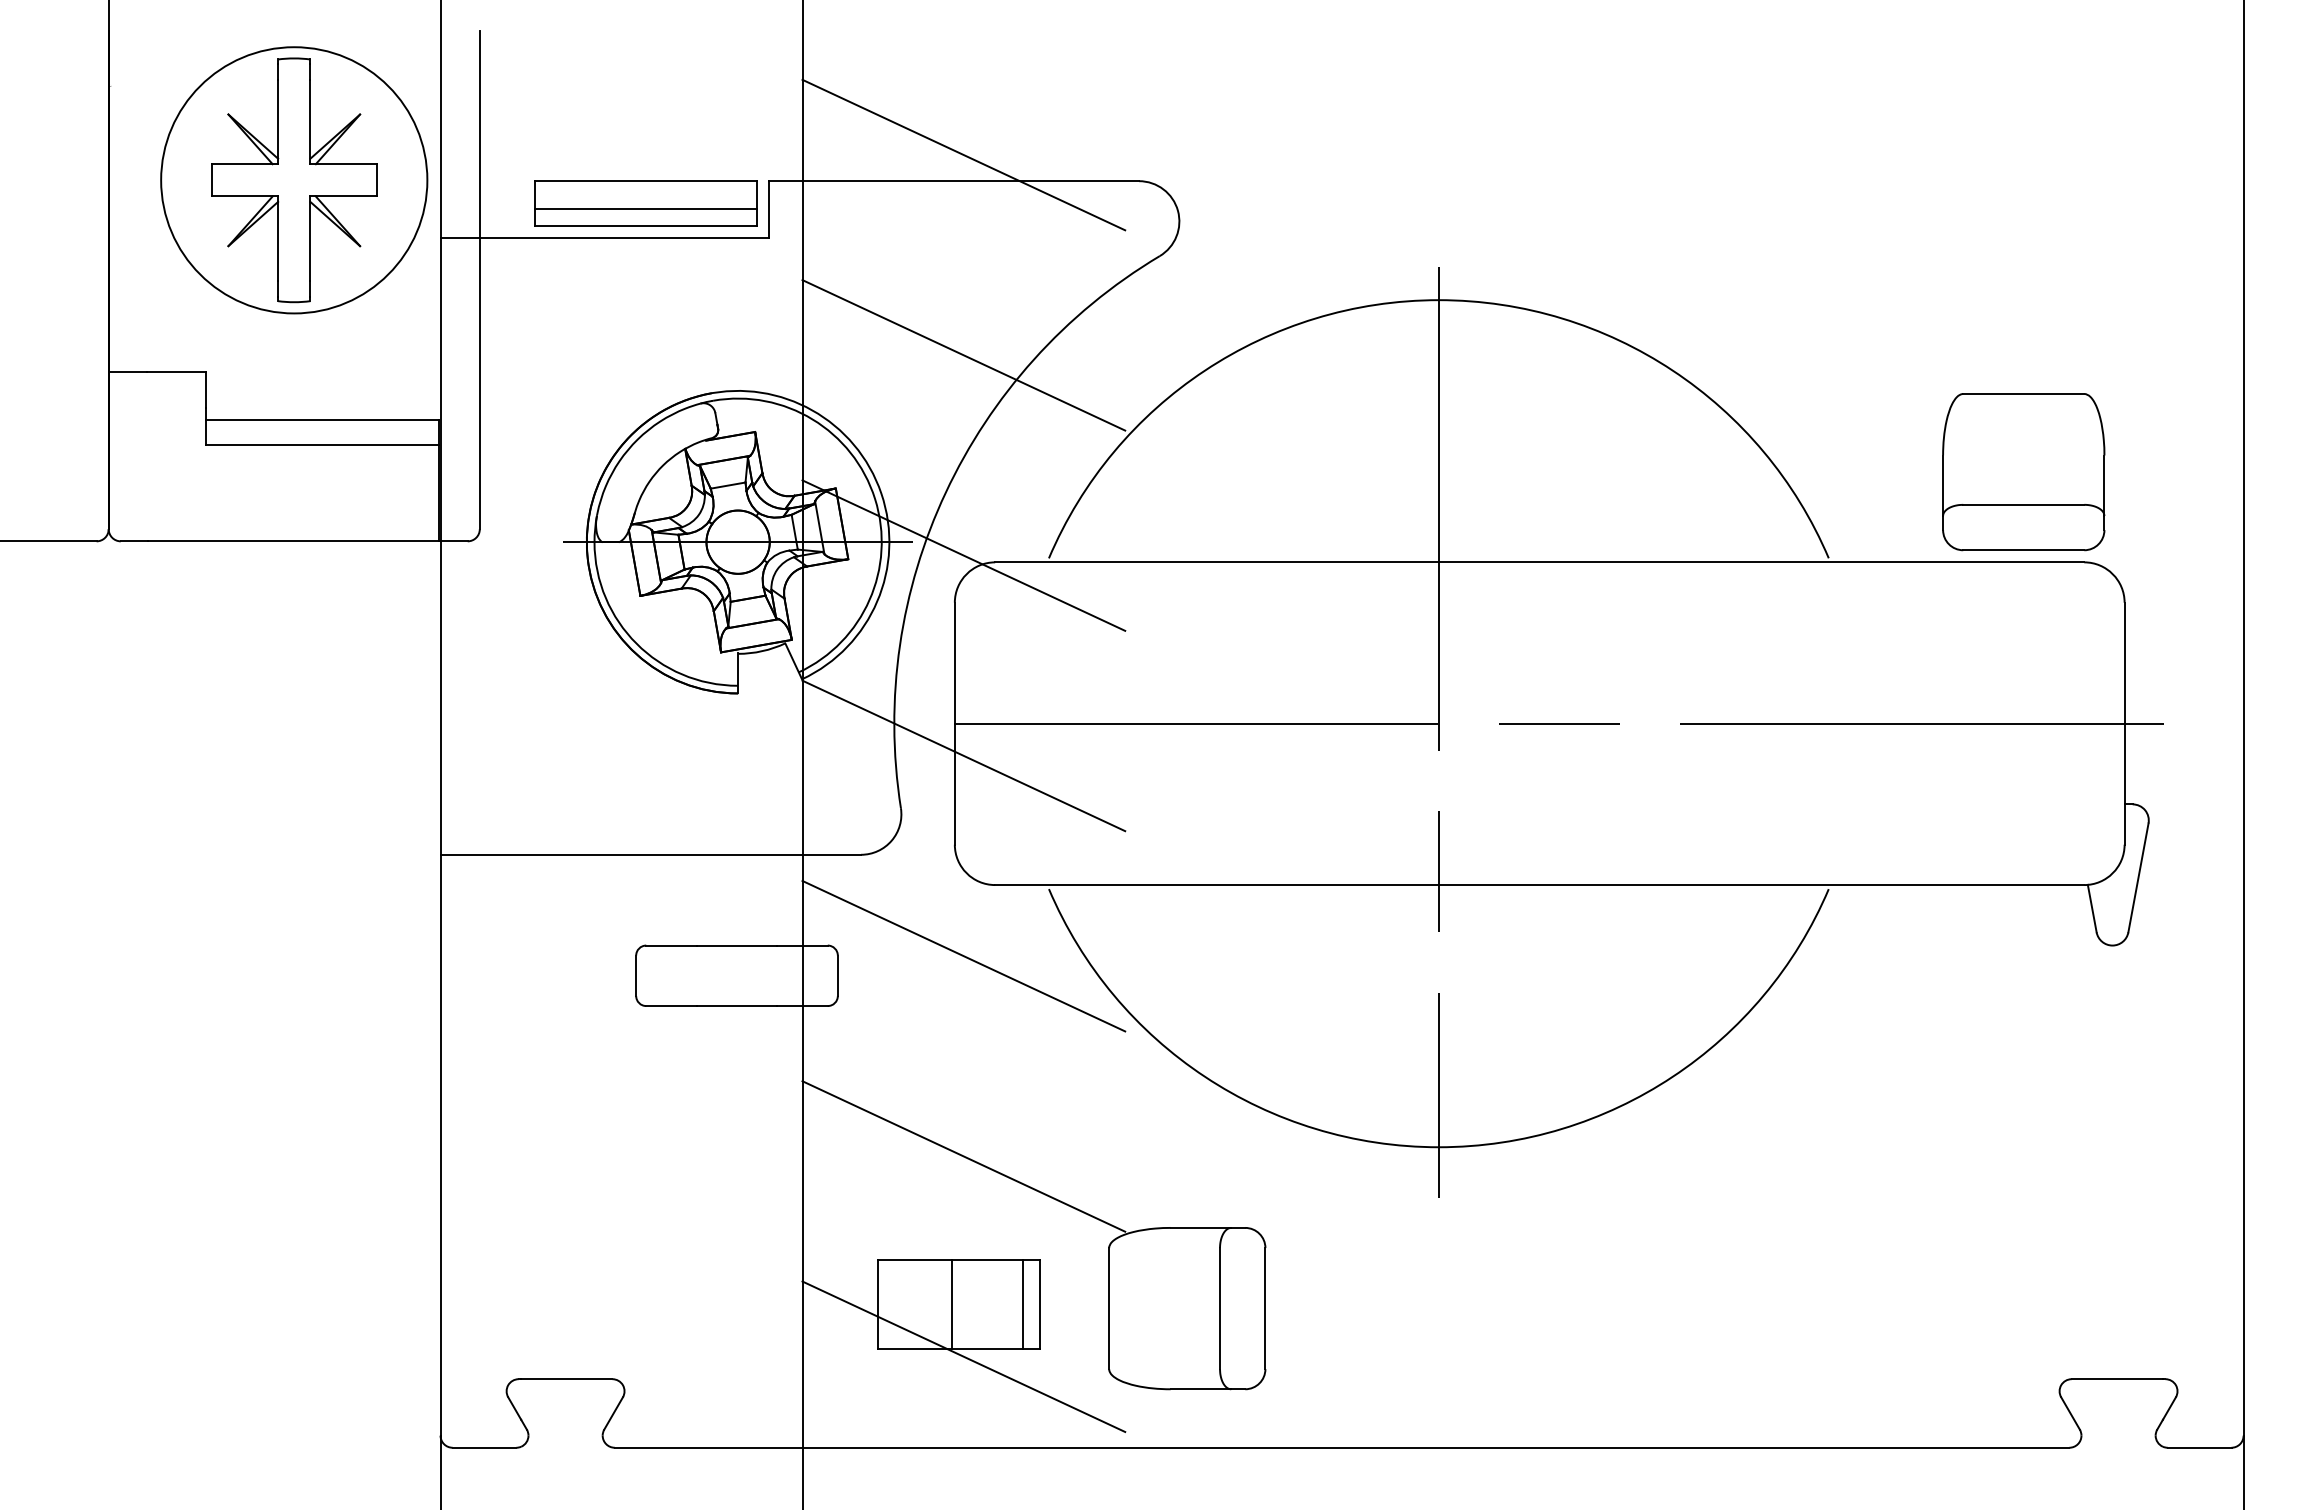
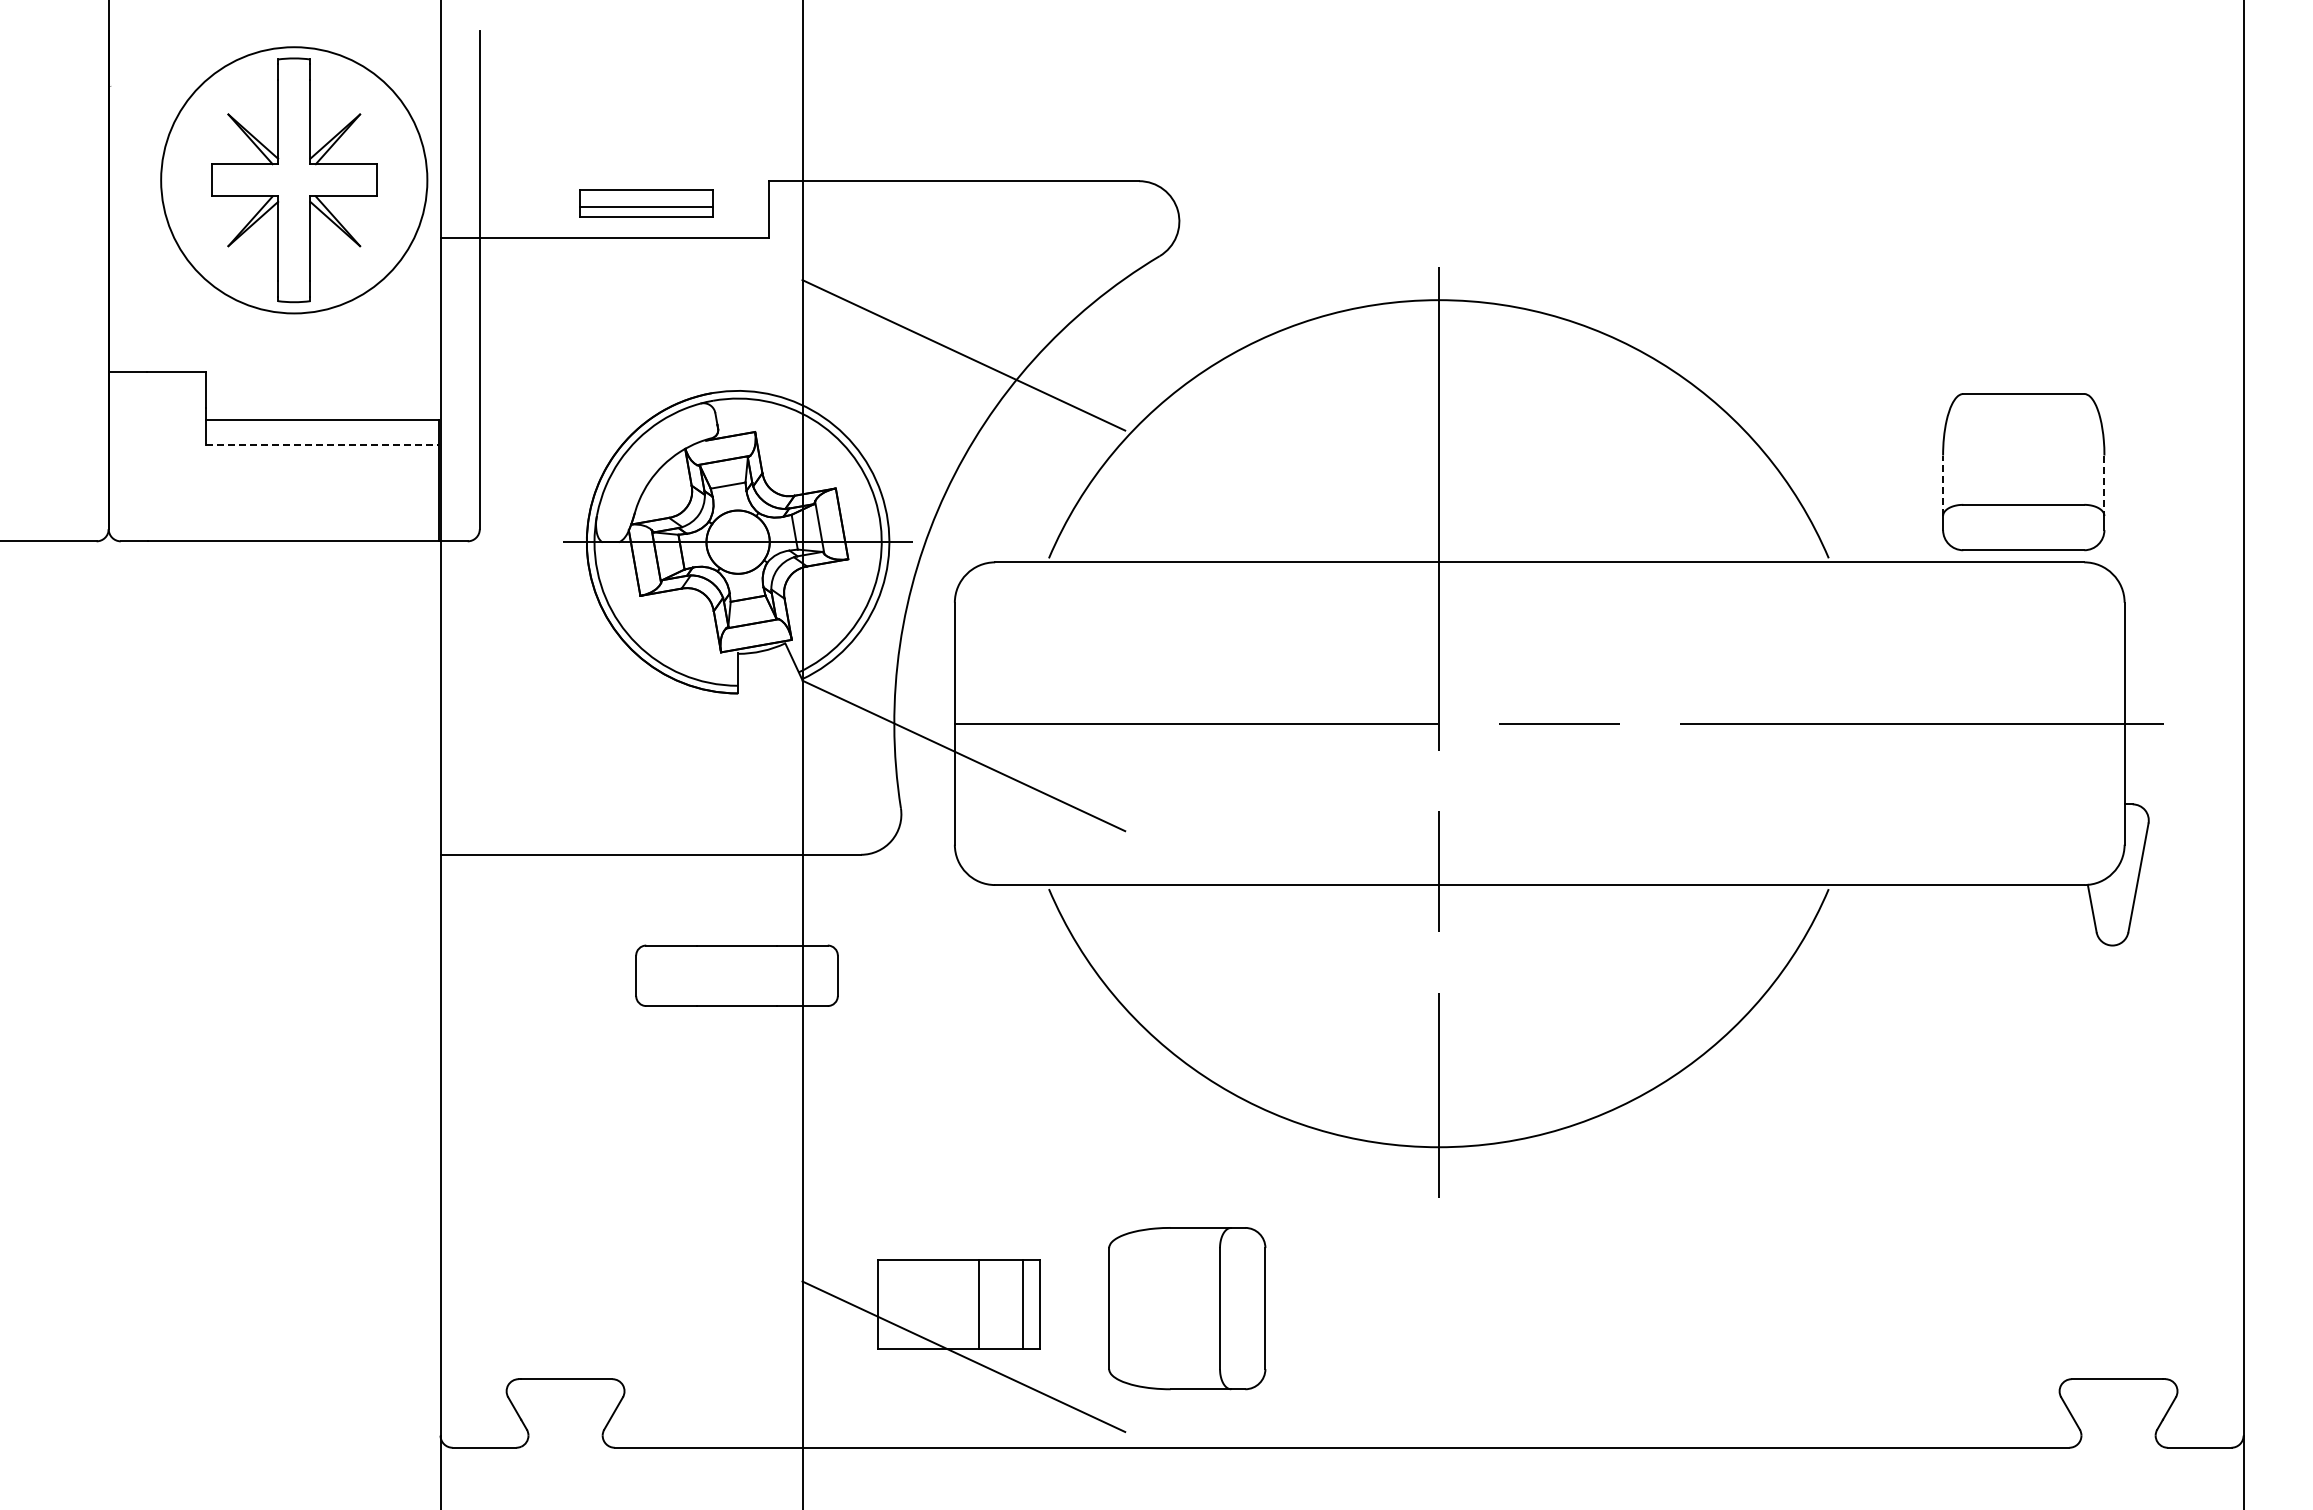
line: present -> none (963, 154)
part size: 224x47 px -> 135x29 px (646, 203)
line: solid -> dashed (322, 444)
line: solid -> dashed (1943, 485)
line: solid -> dashed (2104, 486)
line: present -> none (963, 555)
line: present -> none (963, 955)
line: present -> none (963, 1156)
line position: (952, 1304) -> (979, 1304) (979, 1304)
